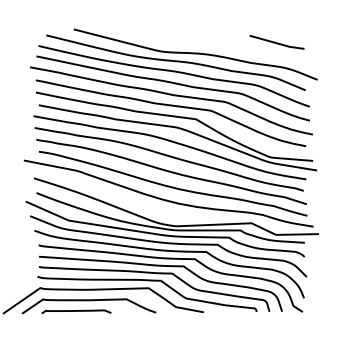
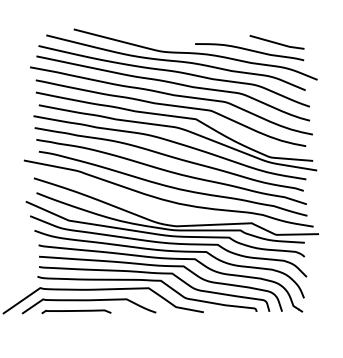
curve: none -> present (250, 51)
